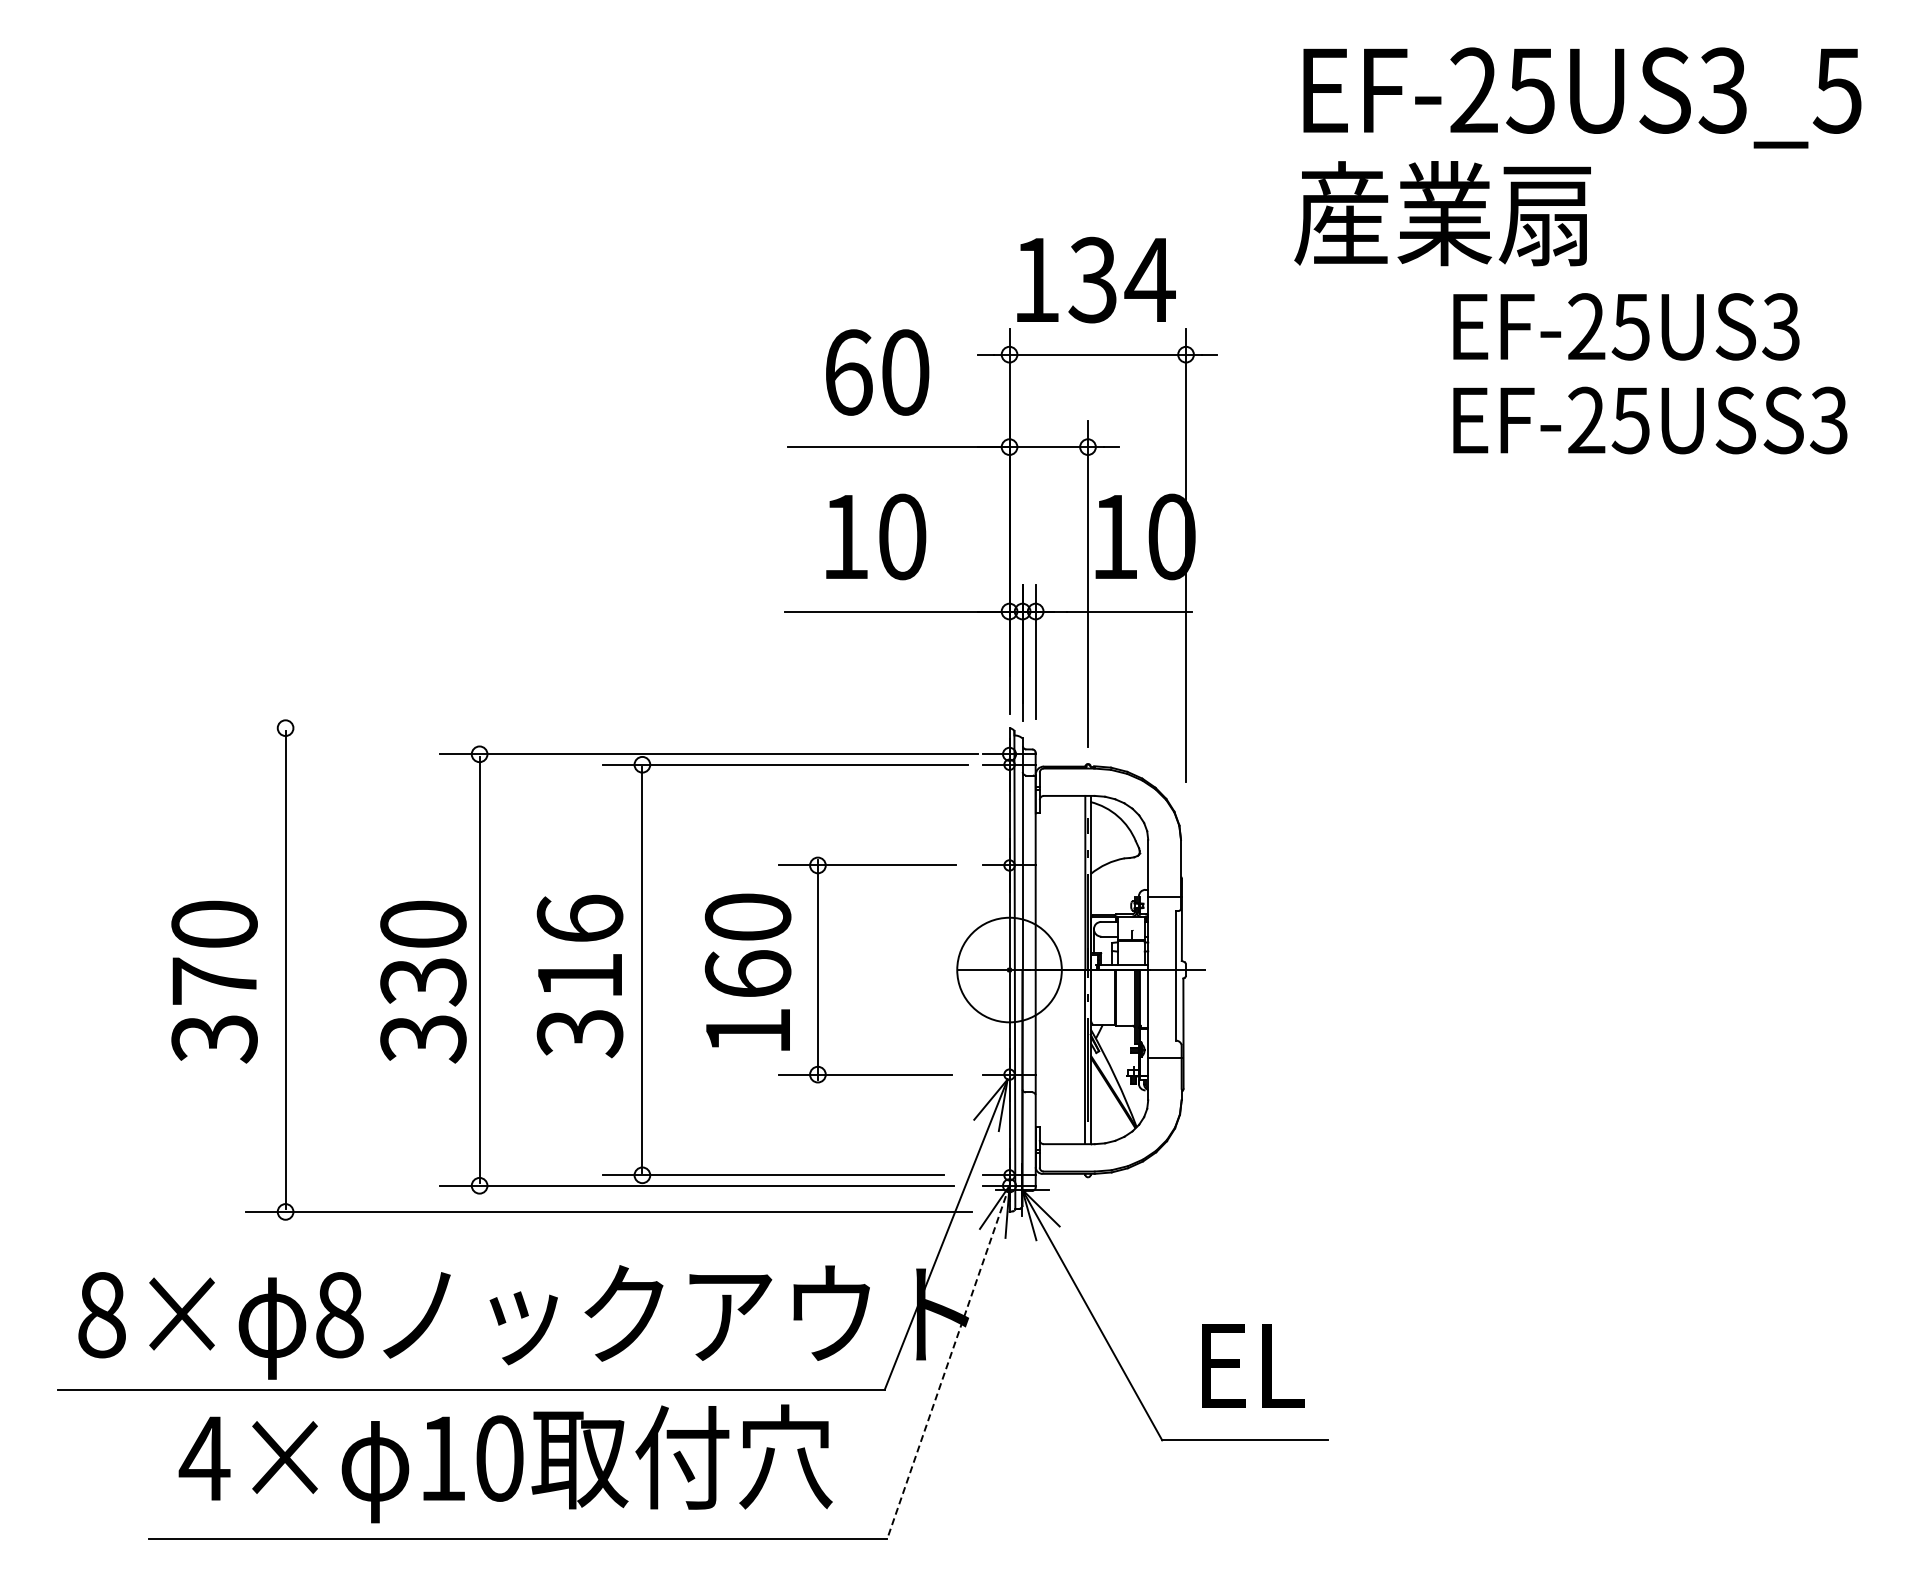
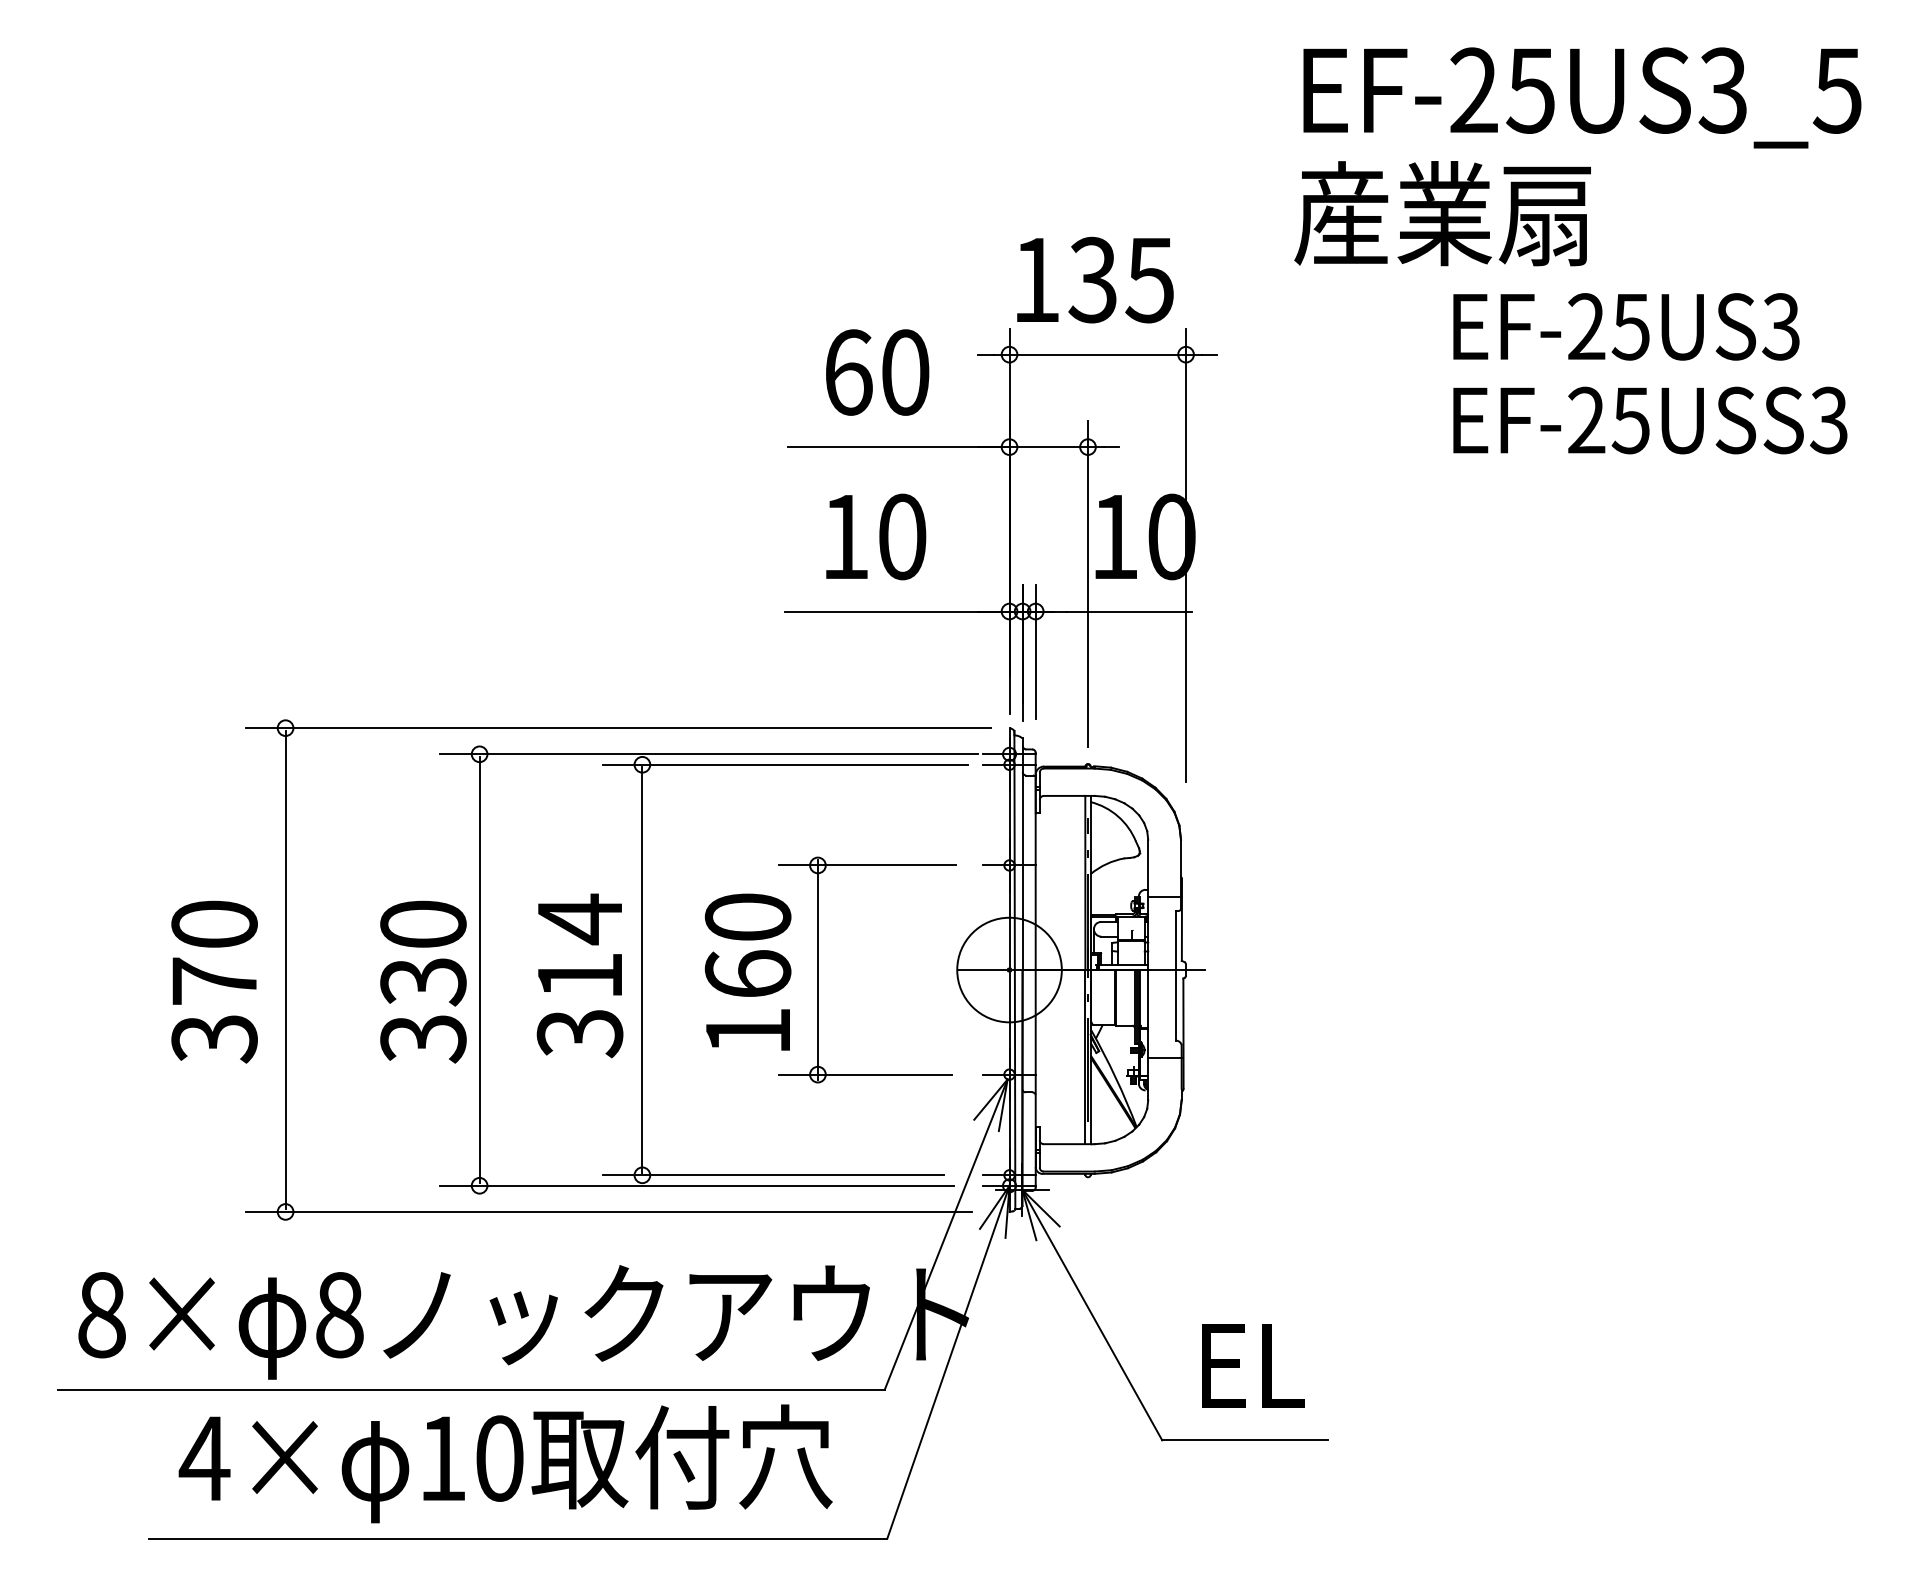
text: 134 -> 135 (1149, 280)
line: none -> present (618, 728)
text: 316 -> 314 (579, 919)
line: dashed -> solid (948, 1362)
